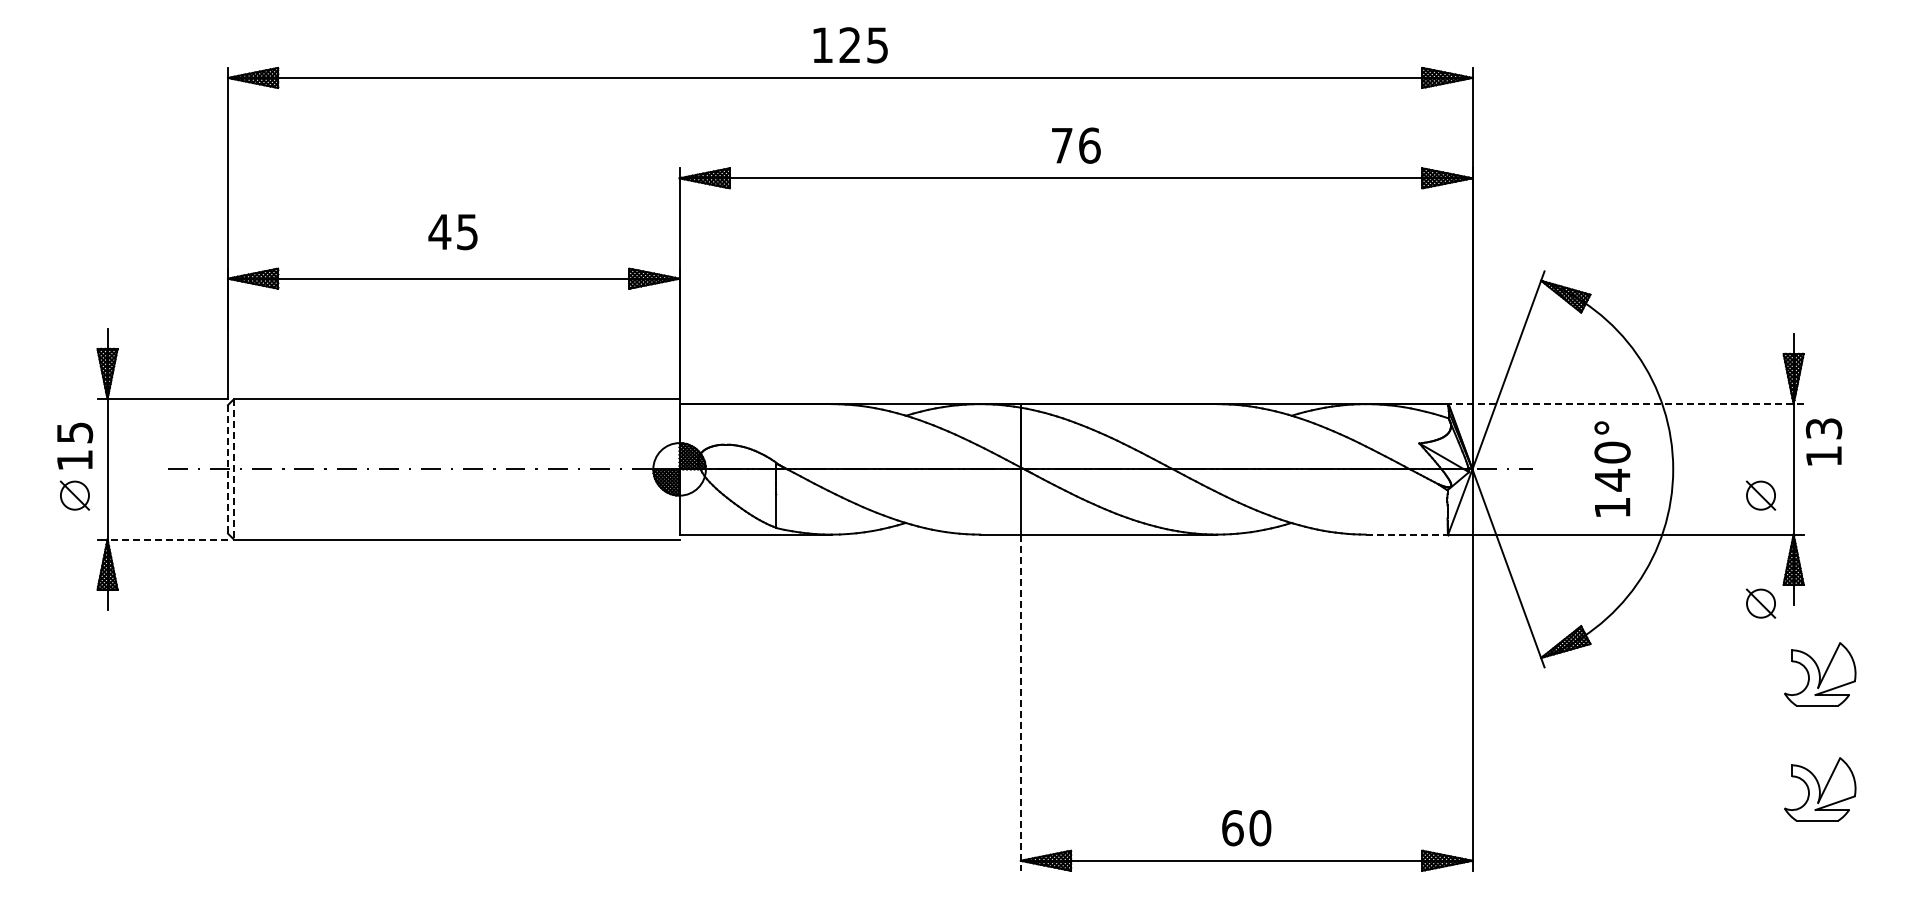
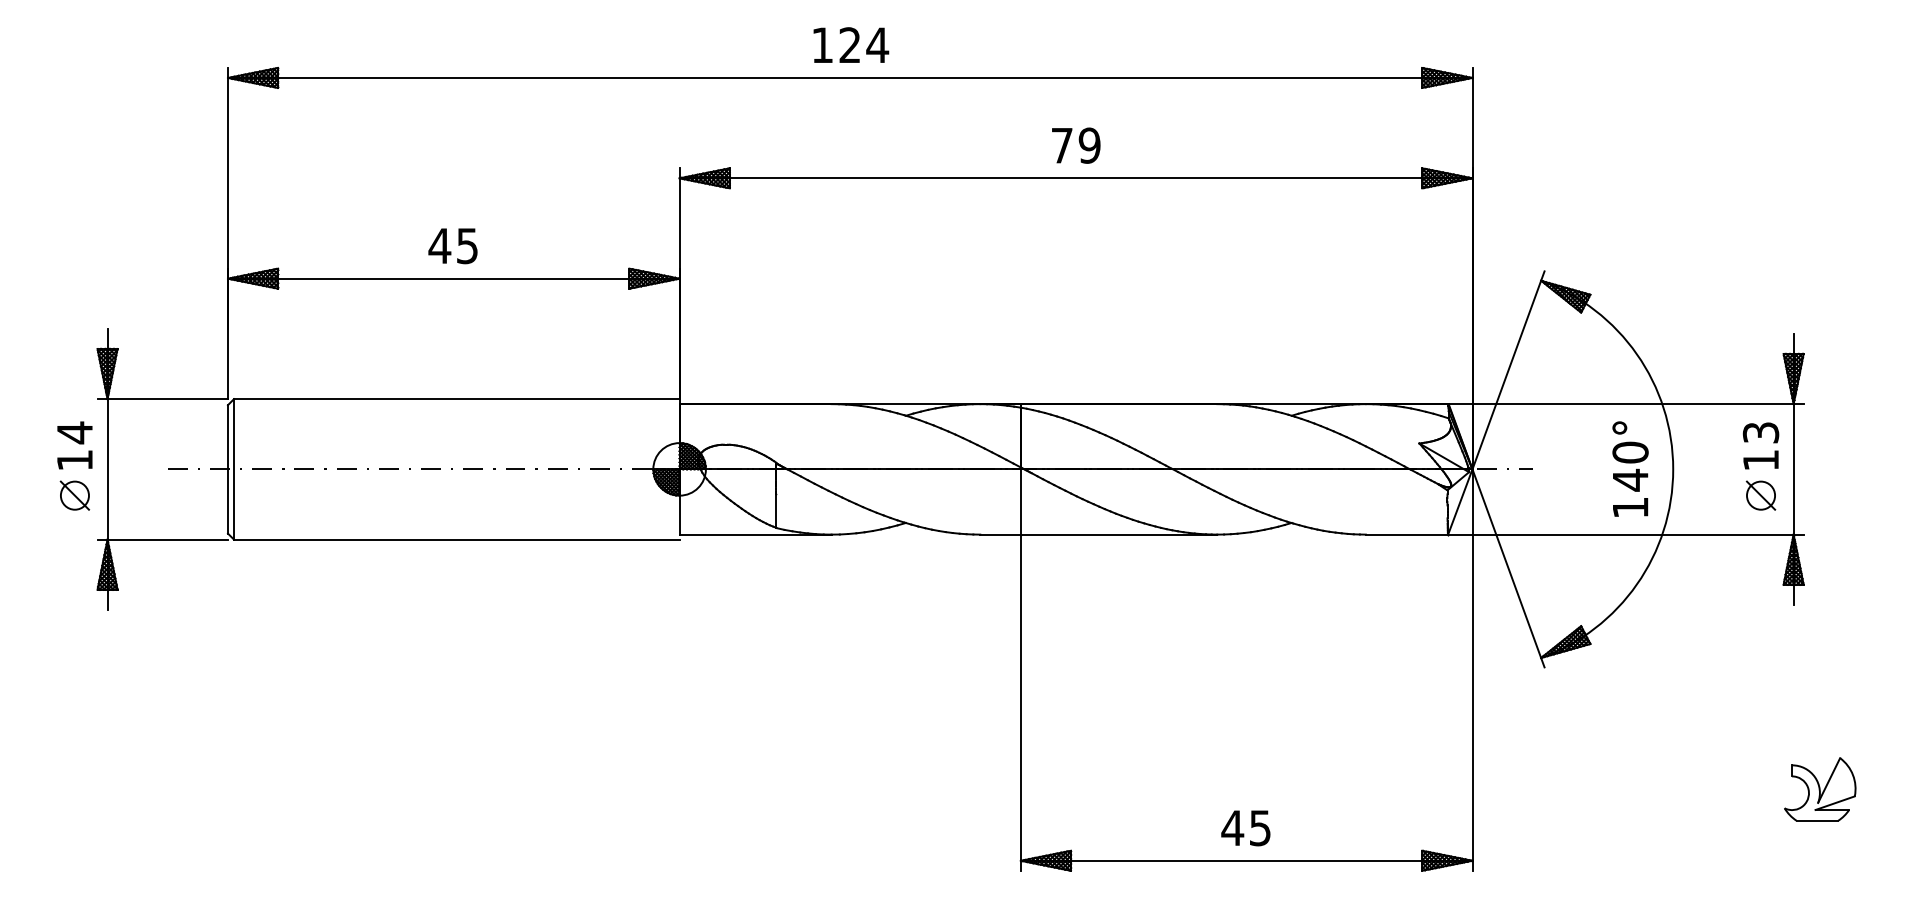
text: 125 -> 124 (877, 45)
text: 76 -> 79 (1089, 145)
text position: (452, 232) -> (452, 246) (452, 246)
line: dashed -> solid (1625, 404)
text: 15 -> 14 (75, 432)
text position: (1823, 441) -> (1760, 445) (1760, 445)
text position: (1612, 468) -> (1630, 468) (1630, 468)
line: dashed -> solid (228, 469)
line: dashed -> solid (234, 469)
line: dashed -> solid (1407, 534)
line: dashed -> solid (167, 539)
part: present -> none (1760, 603)
part: present -> none (1820, 674)
line: dashed -> solid (1020, 703)
text: 60 -> 45 (1246, 828)
